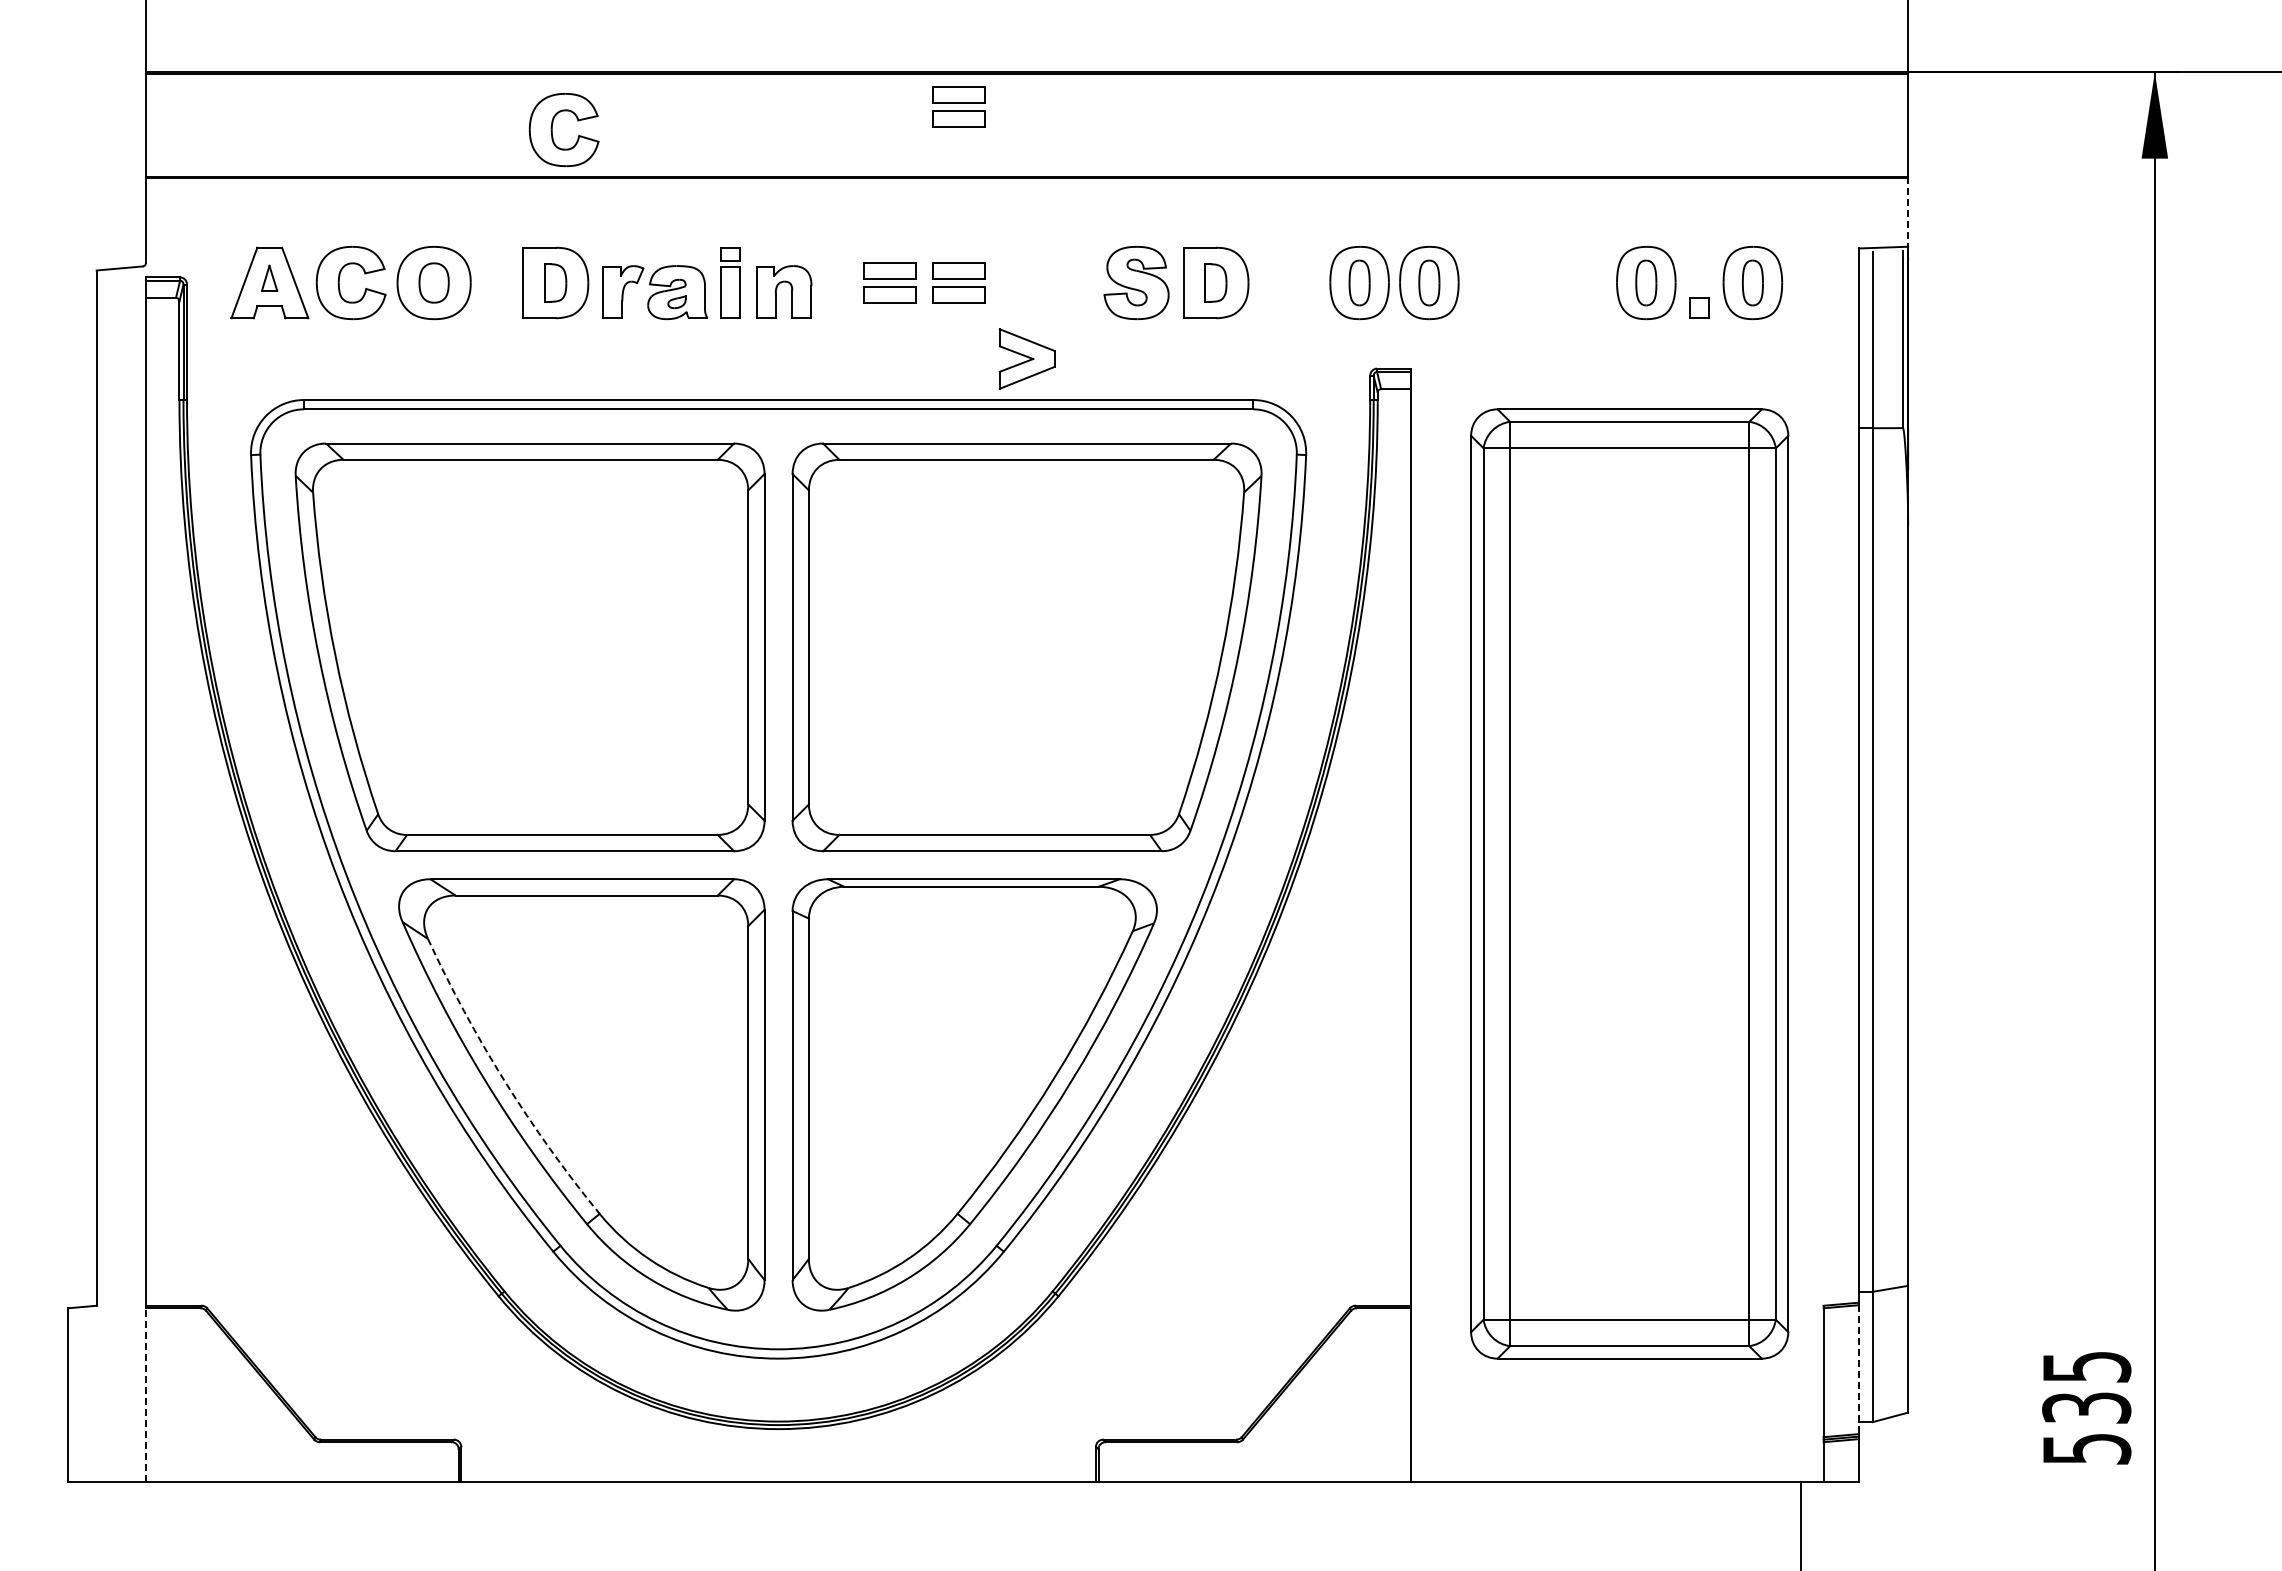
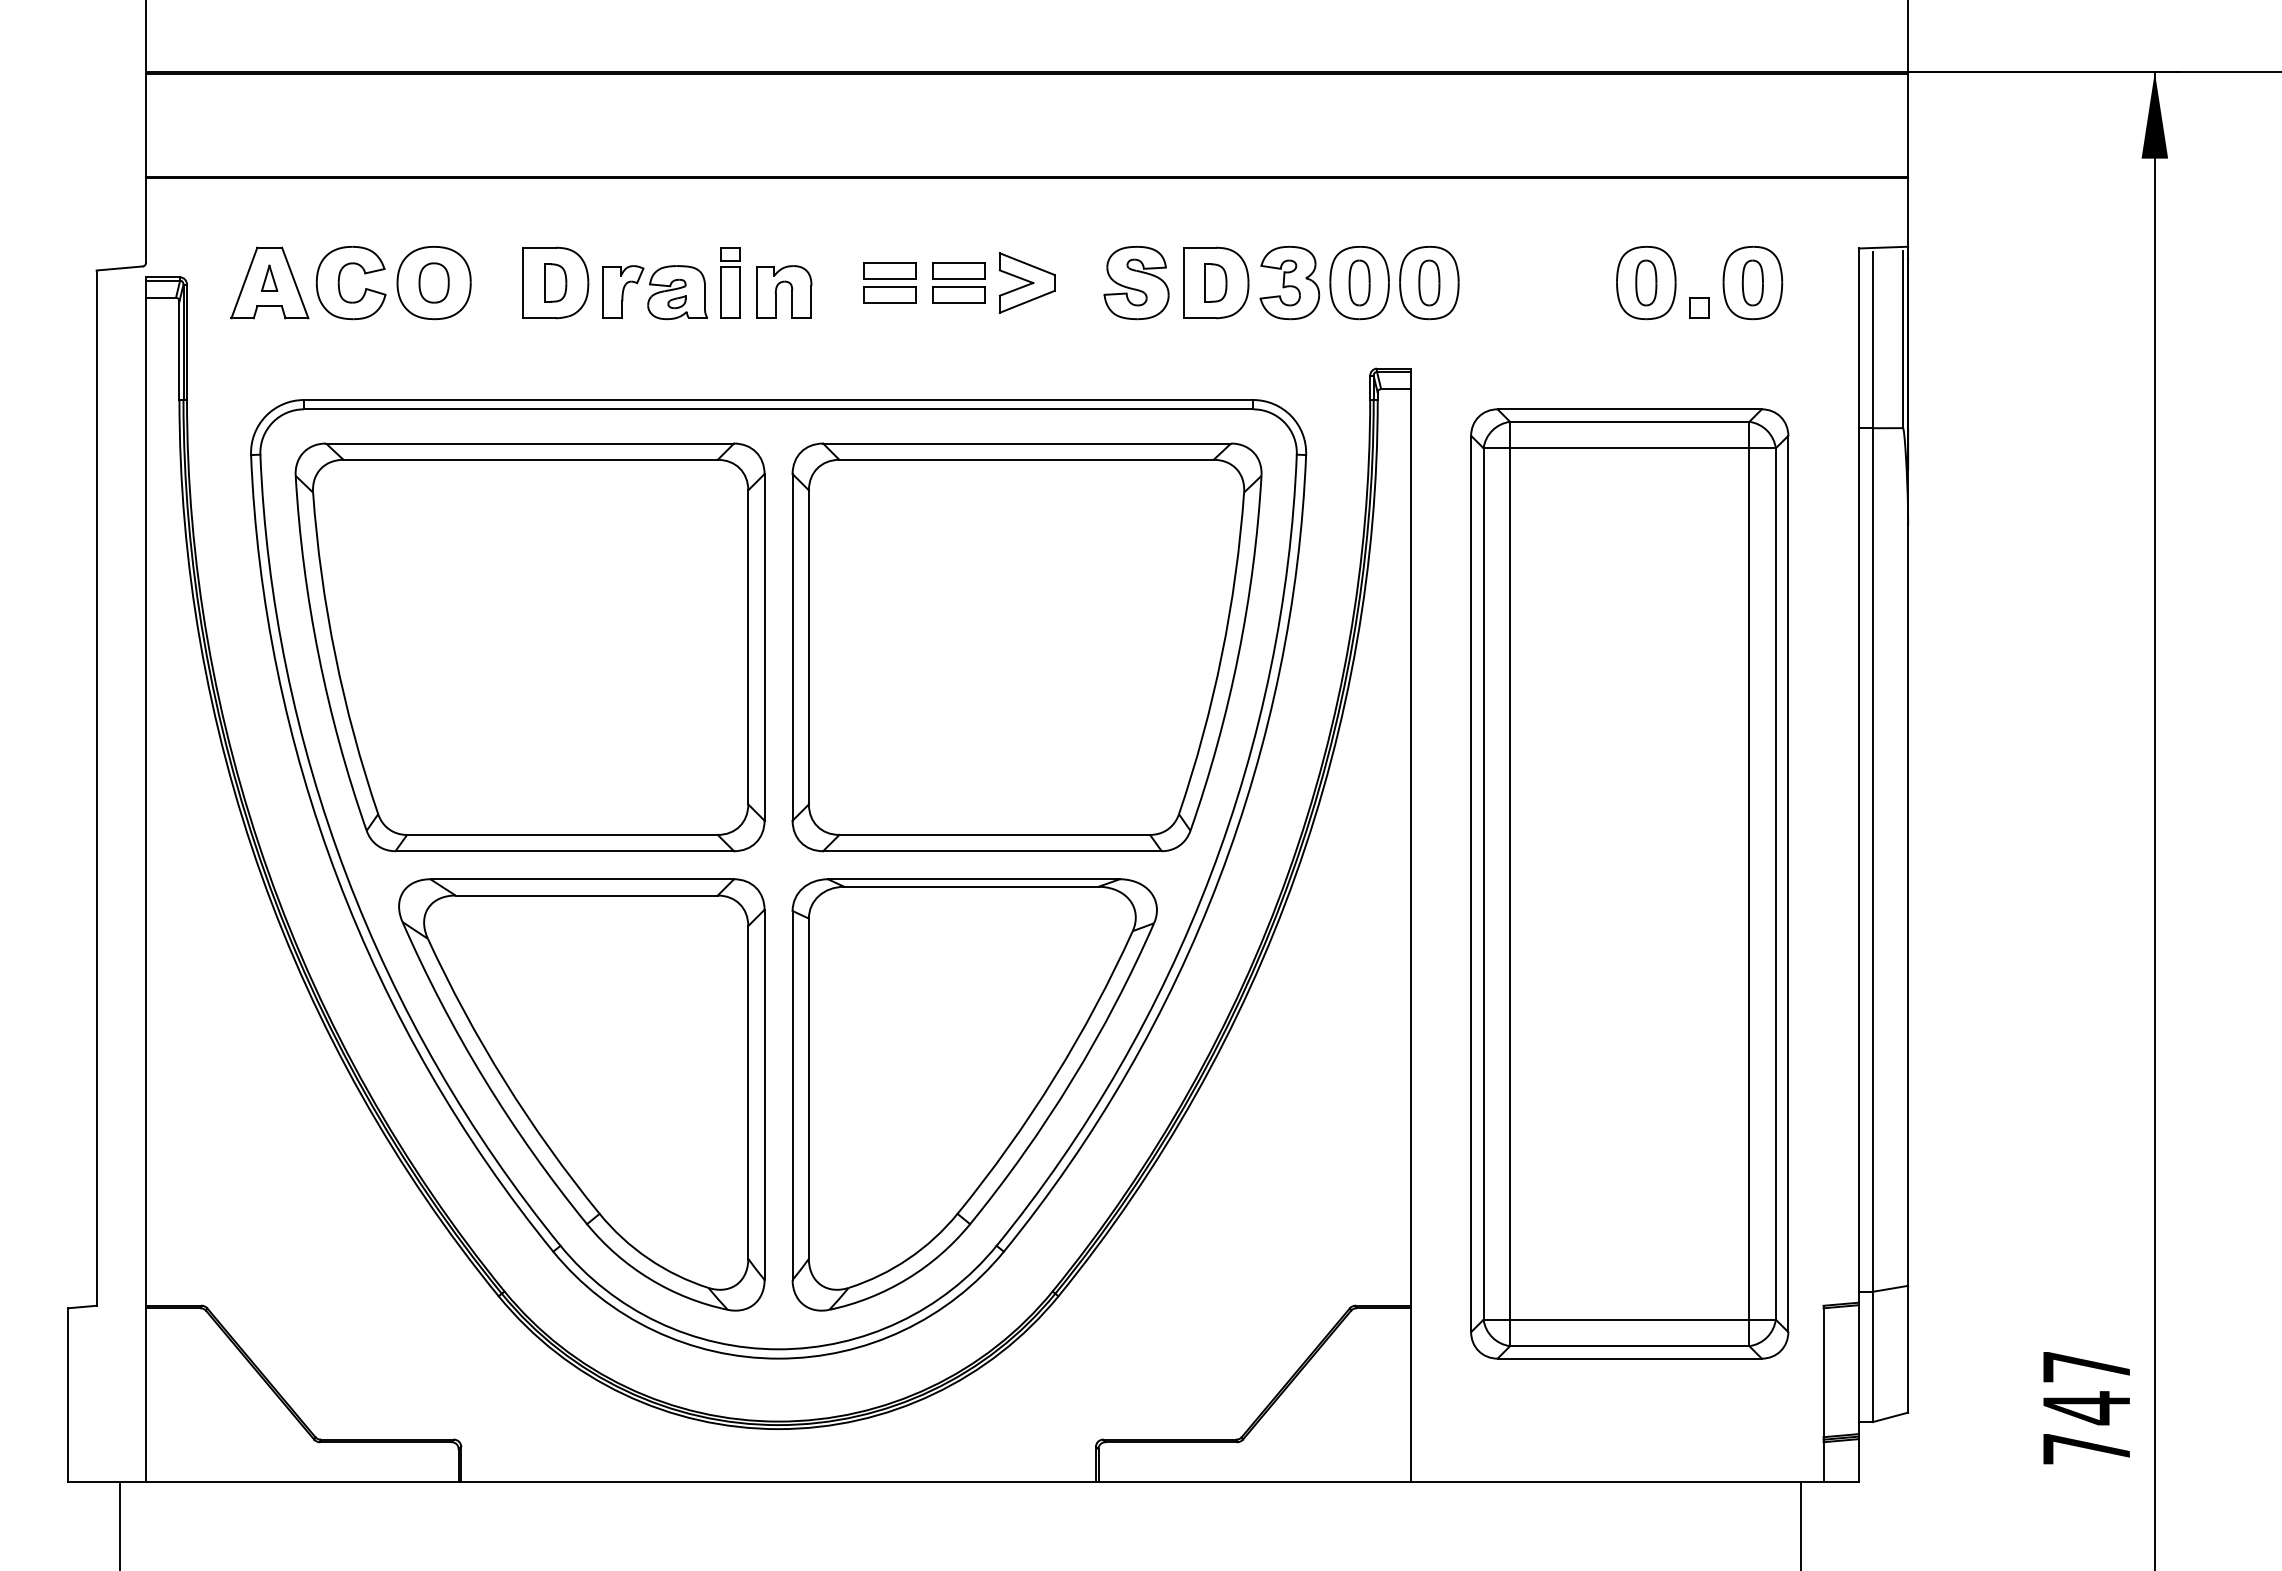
part: present -> none (958, 106)
part: present -> none (552, 130)
line: dashed -> solid (1908, 212)
part: none -> present (1289, 283)
part position: (1026, 358) -> (1026, 282) (1026, 282)
arc: dashed -> solid (505, 1081)
line: dashed -> solid (1858, 1370)
line: dashed -> solid (145, 1395)
text: 535 -> 747 (2086, 1408)
line: none -> present (119, 1524)
